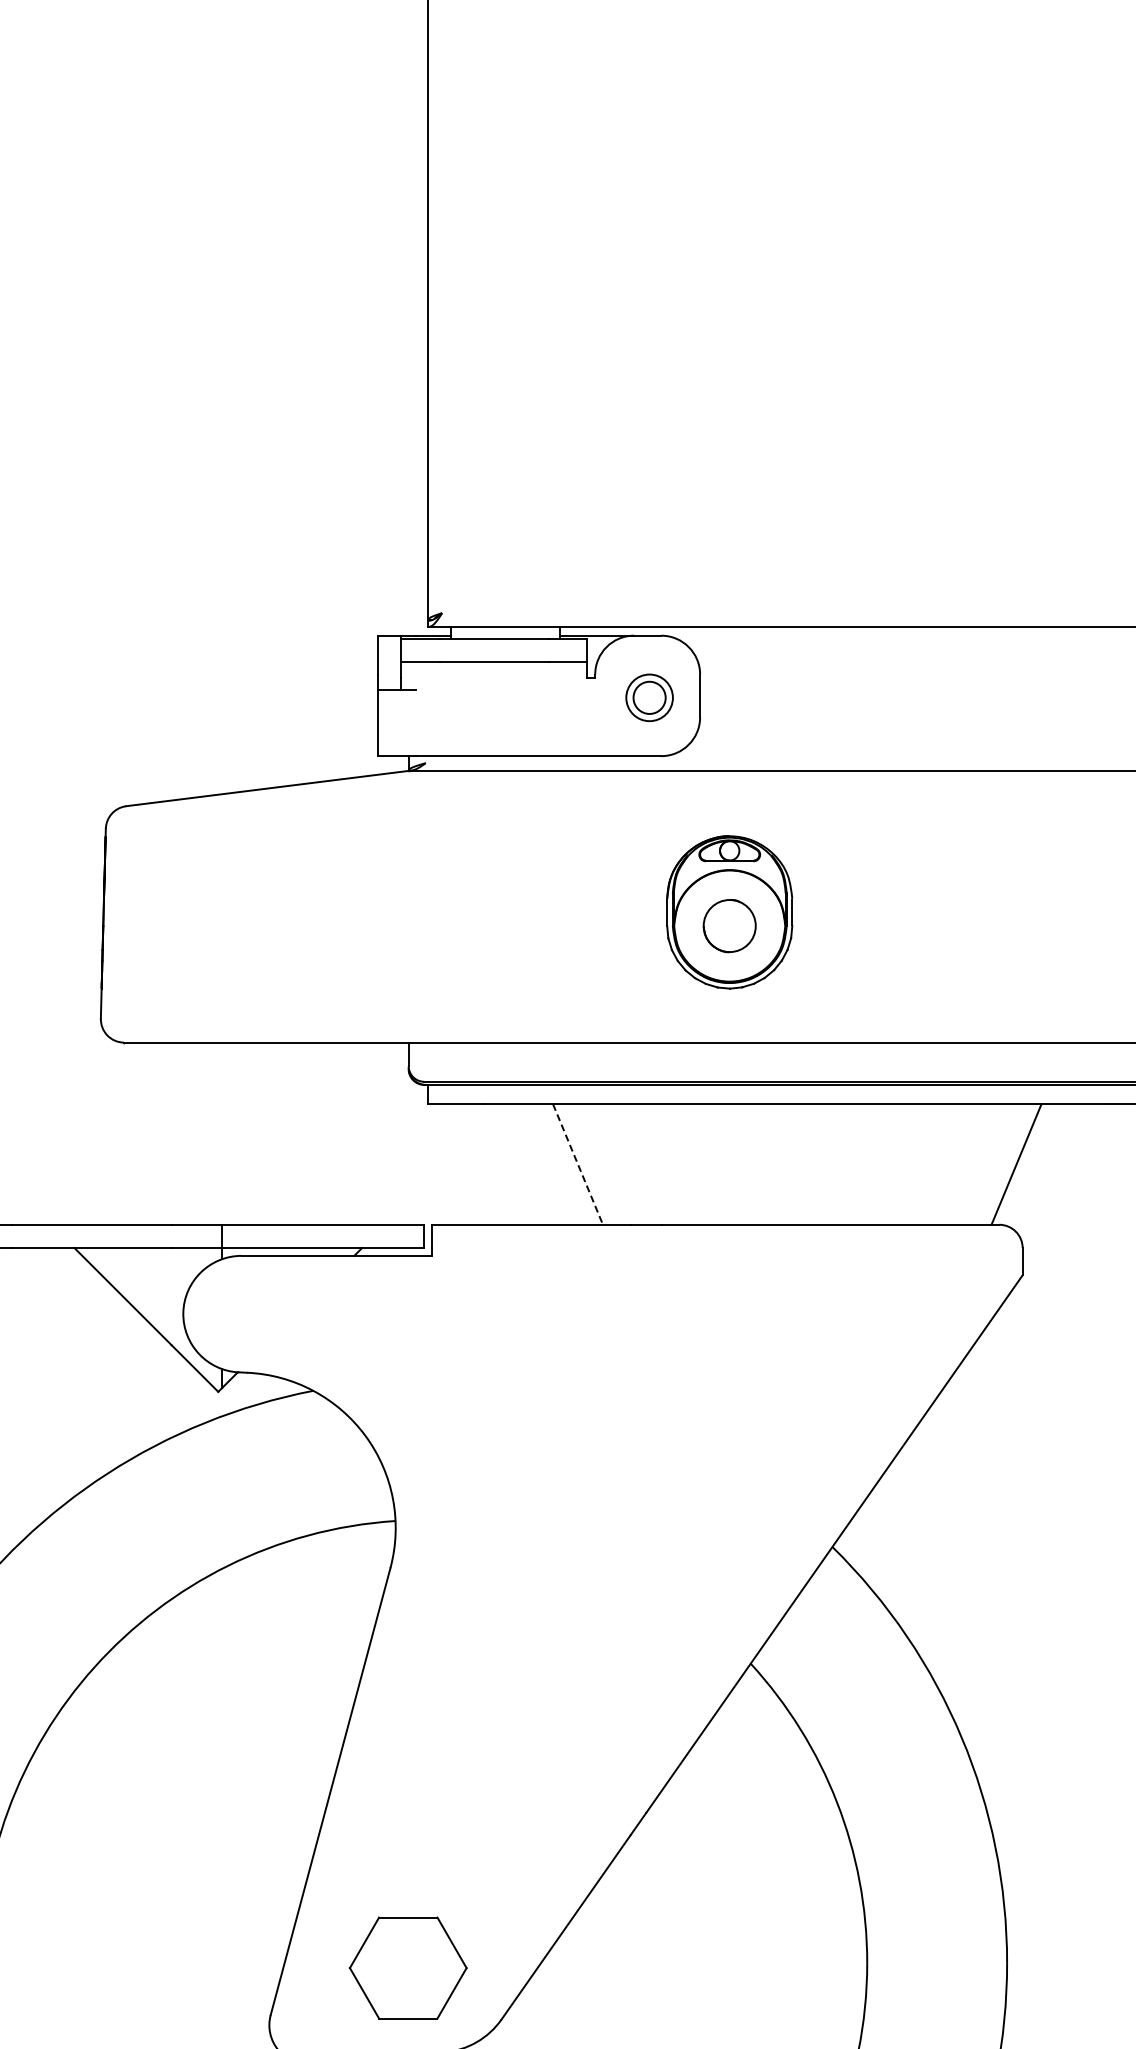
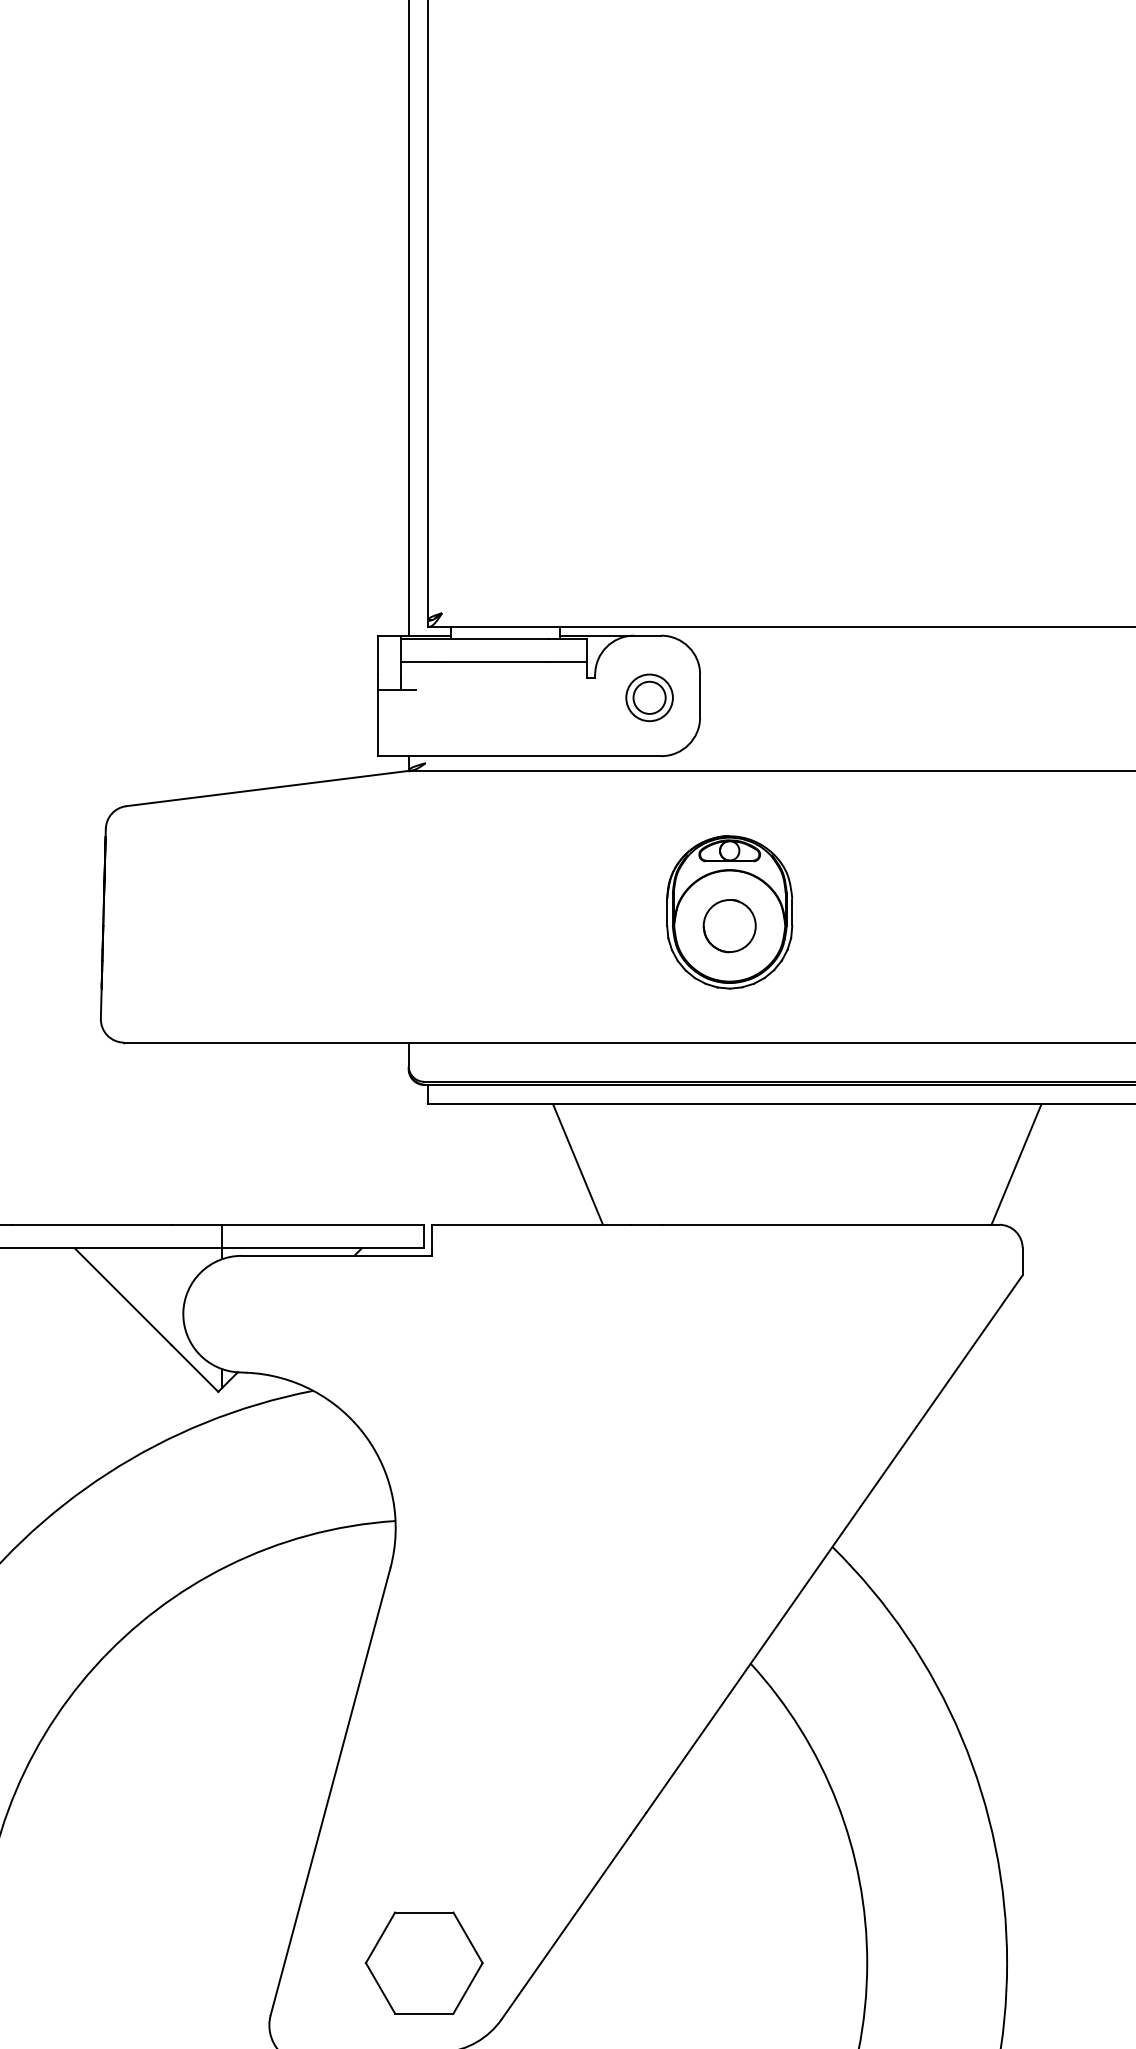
line: none -> present (408, 318)
line: dashed -> solid (578, 1165)
part position: (407, 1967) -> (423, 1962) (423, 1962)
